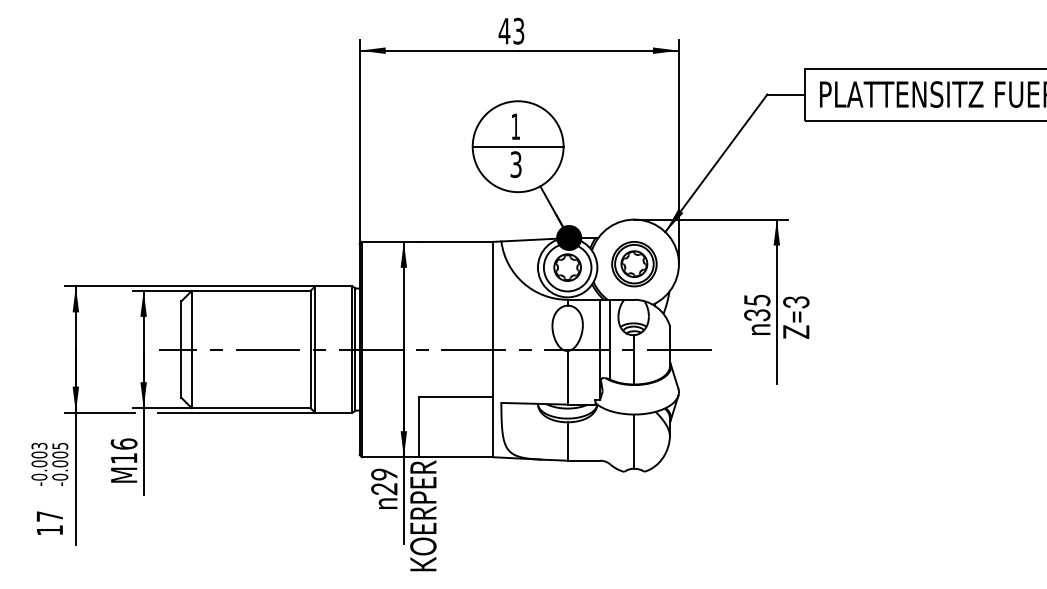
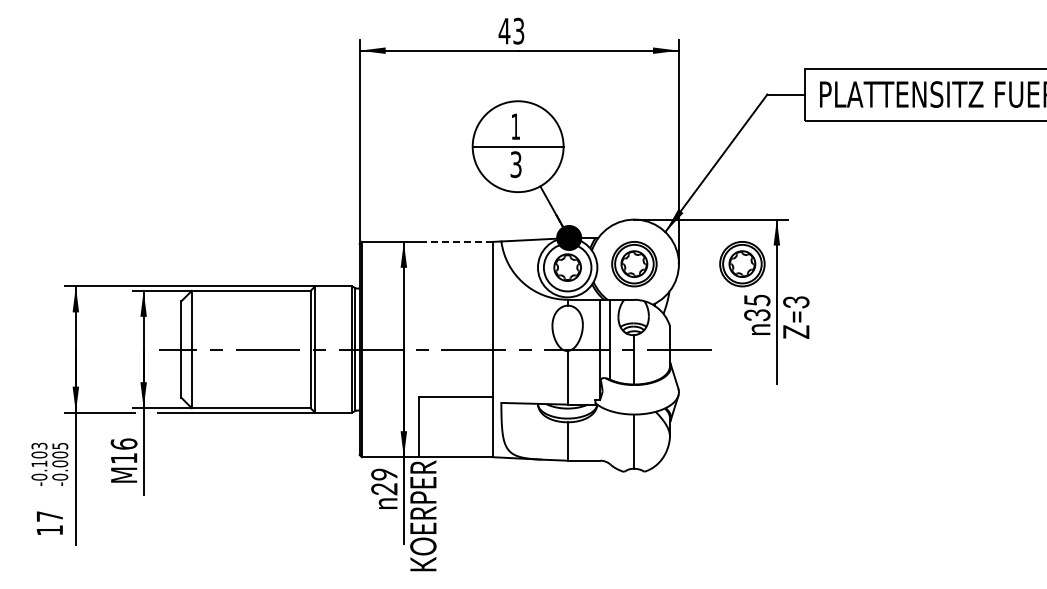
line: solid -> dashed (455, 242)
part: none -> present (742, 264)
text: -0.003 -> -0.103 (39, 463)
